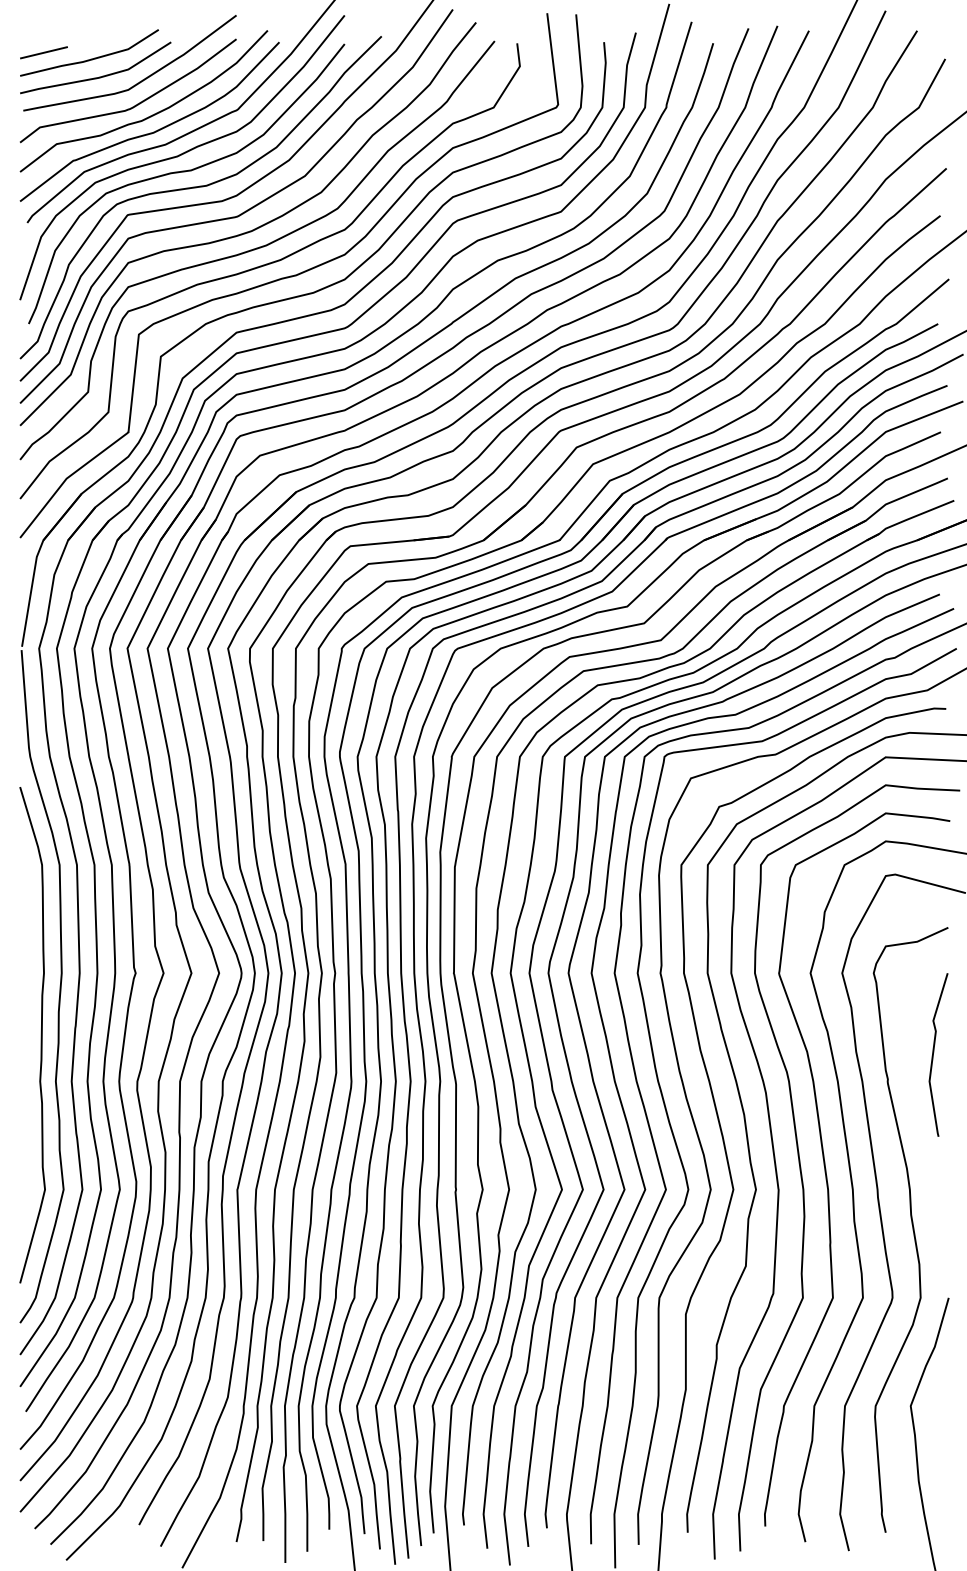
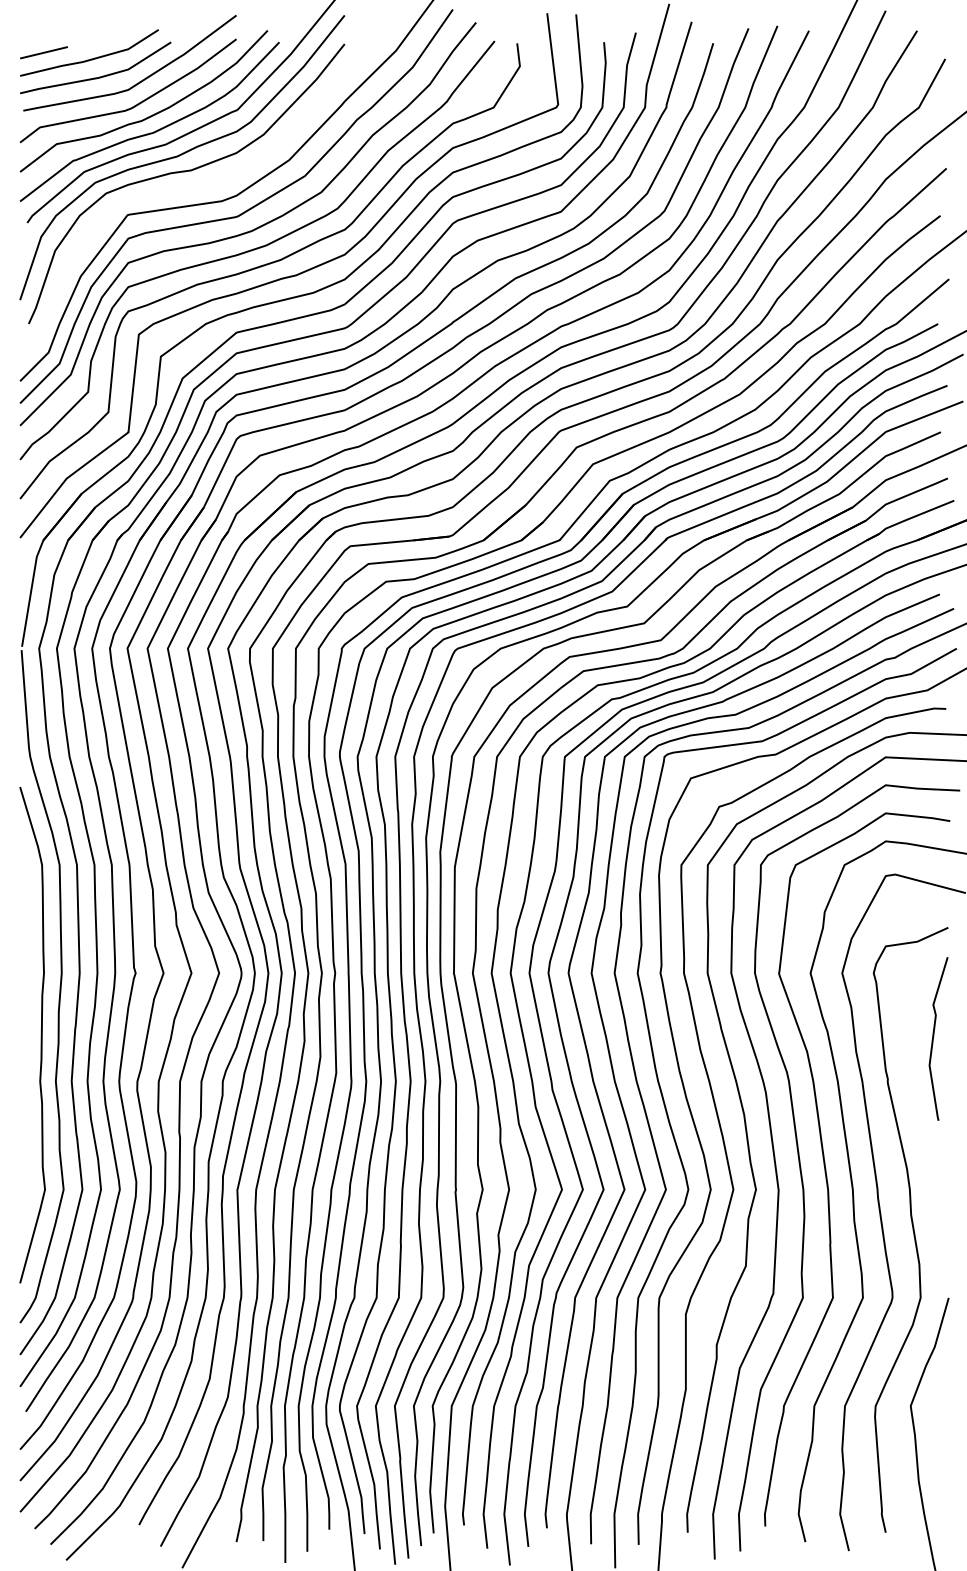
curve: present -> none (196, 188)
curve position: (934, 1052) -> (934, 1036) (934, 1036)
